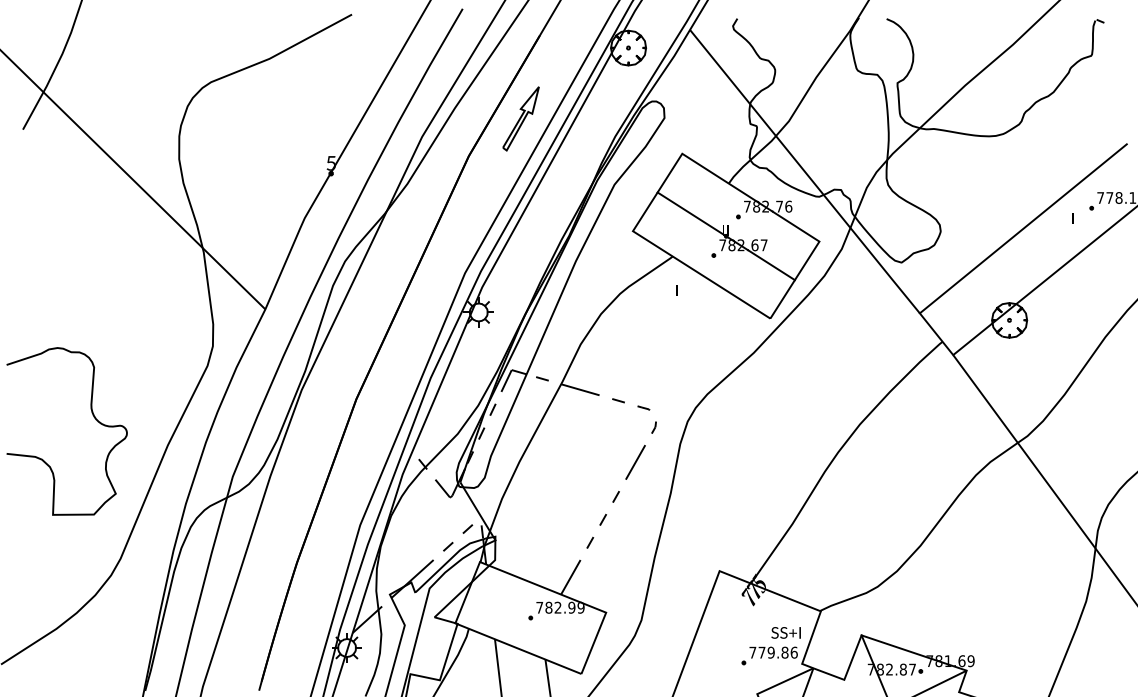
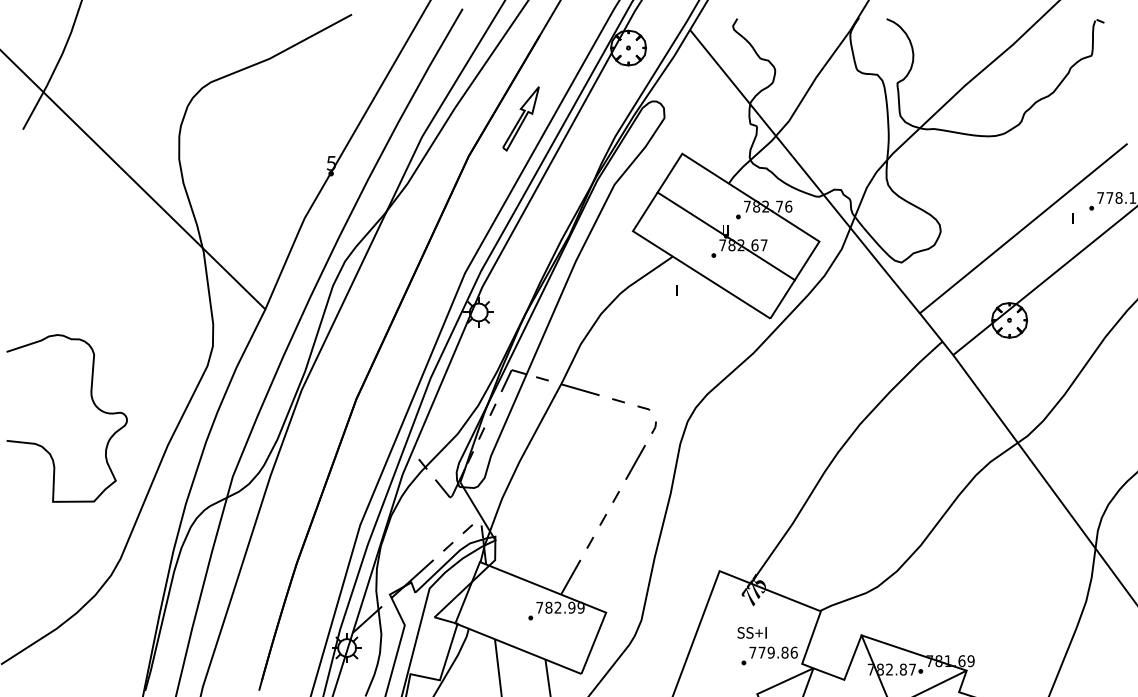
curve position: (93, 417) -> (93, 404) (93, 404)
text position: (785, 632) -> (751, 632) (751, 632)
